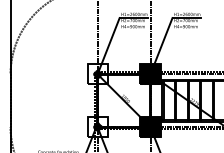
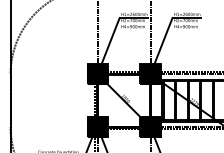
hatch: none -> present (97, 74)
hatch: none -> present (97, 127)
